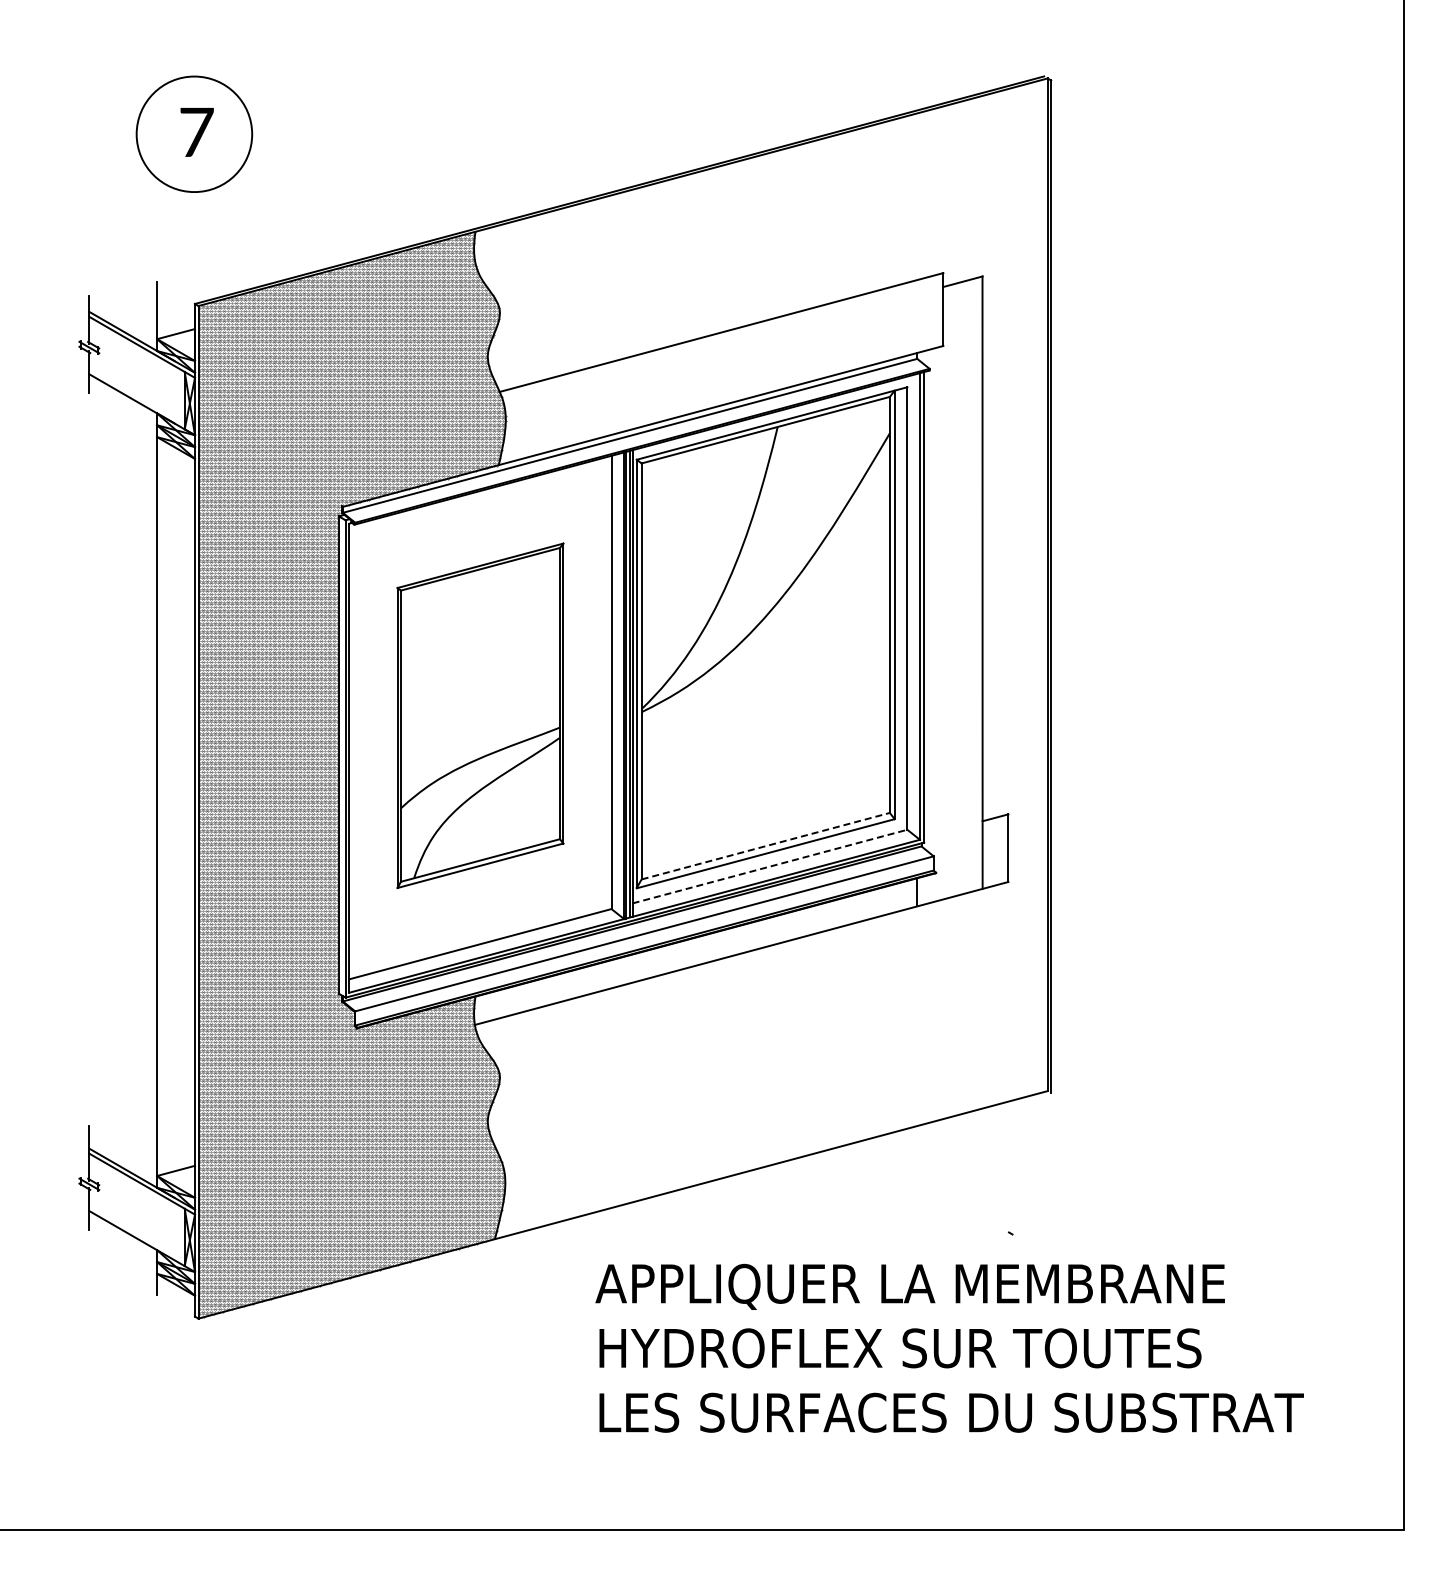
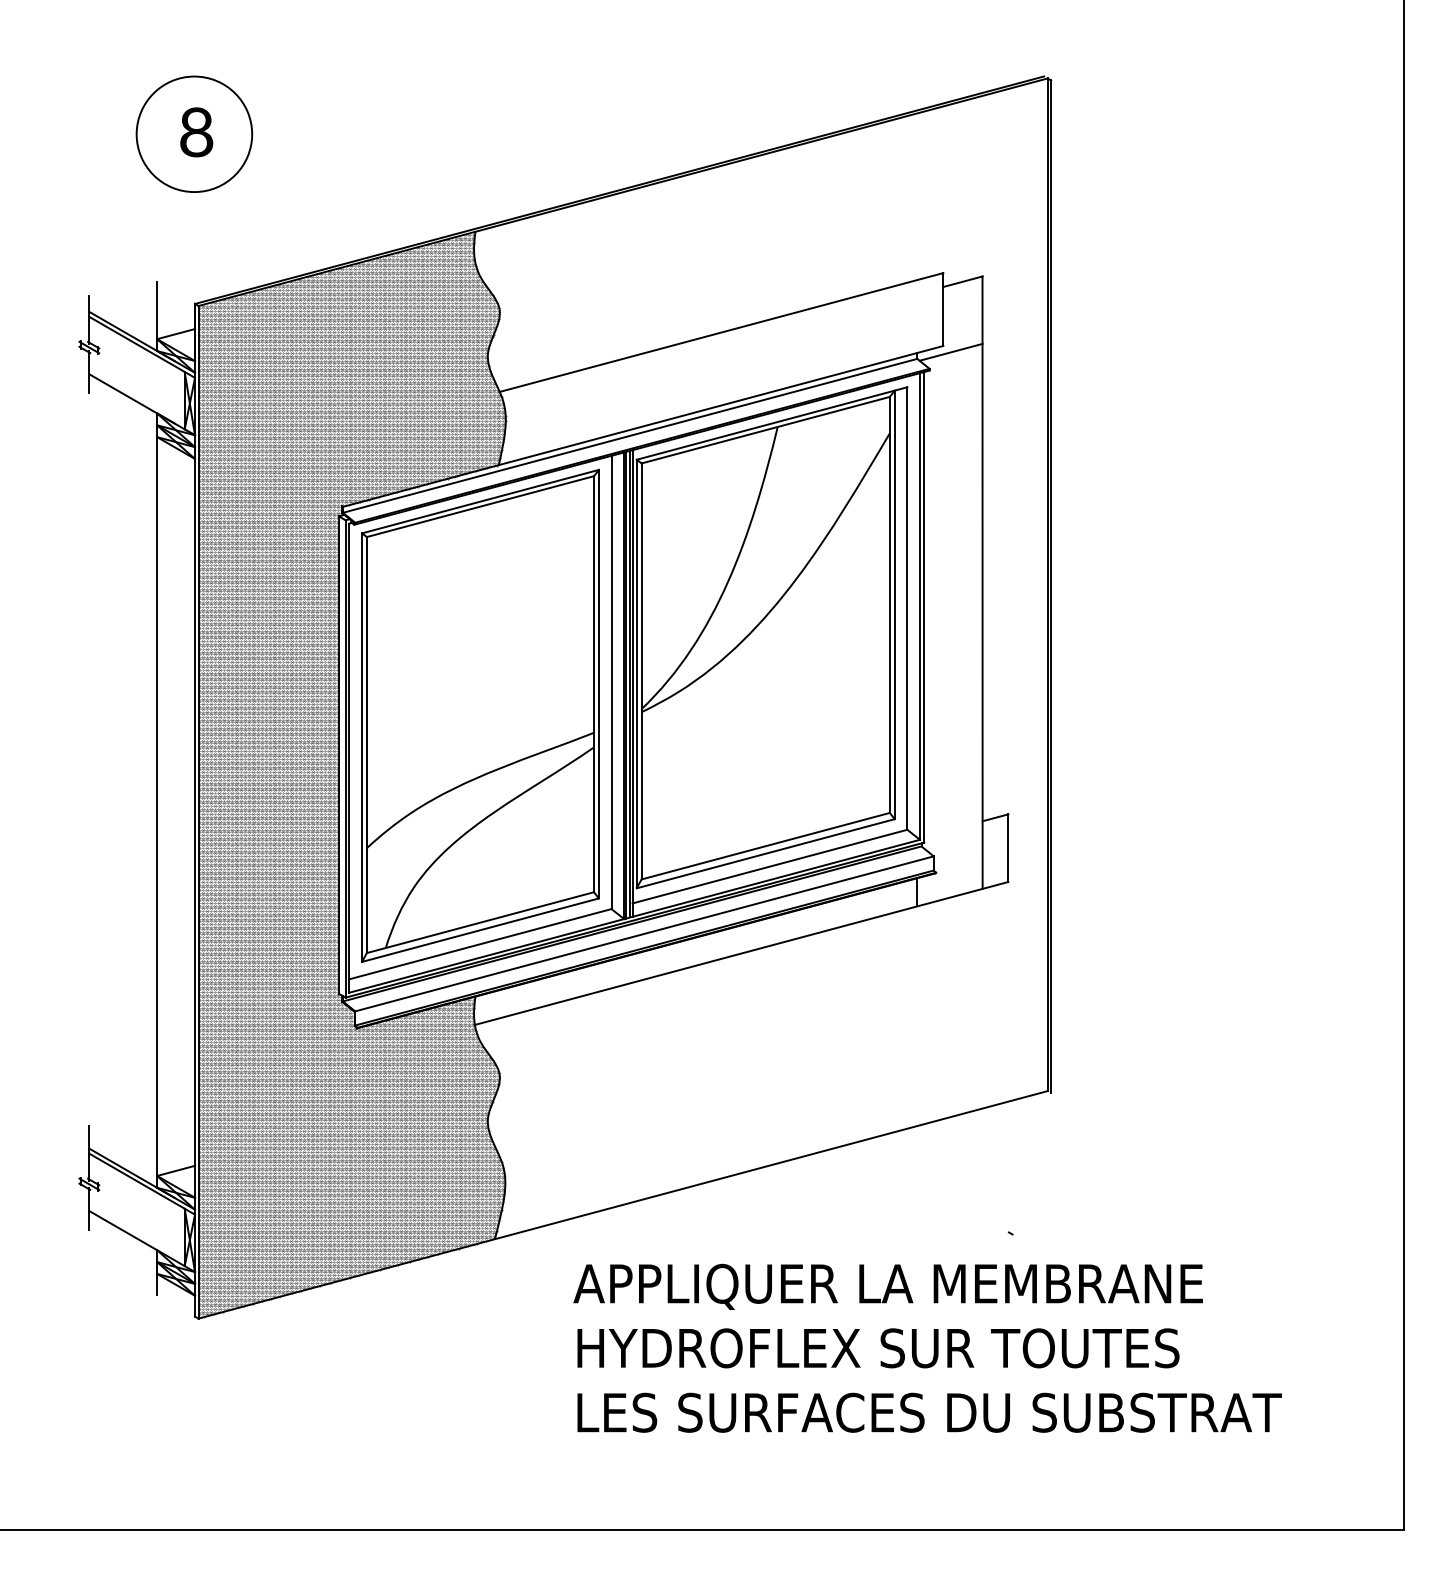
text: 7 -> 8 (196, 132)
line: none -> present (950, 351)
part size: 169x348 px -> 239x495 px (480, 715)
line: dashed -> solid (766, 846)
line: dashed -> solid (770, 866)
text position: (949, 1347) -> (927, 1347) (927, 1347)
